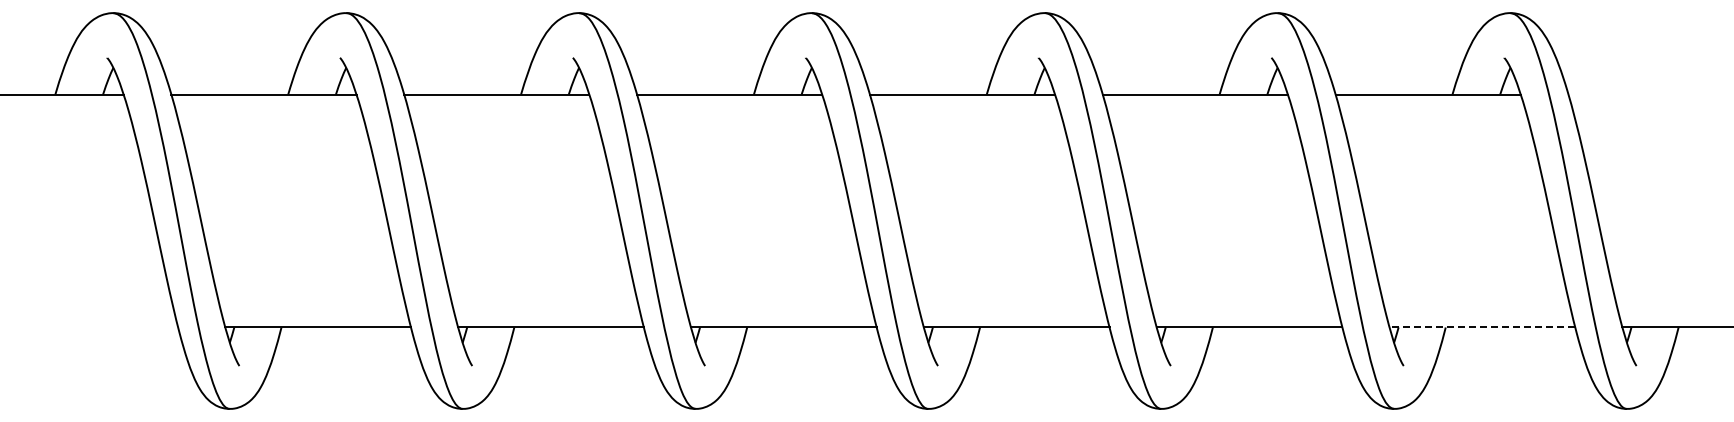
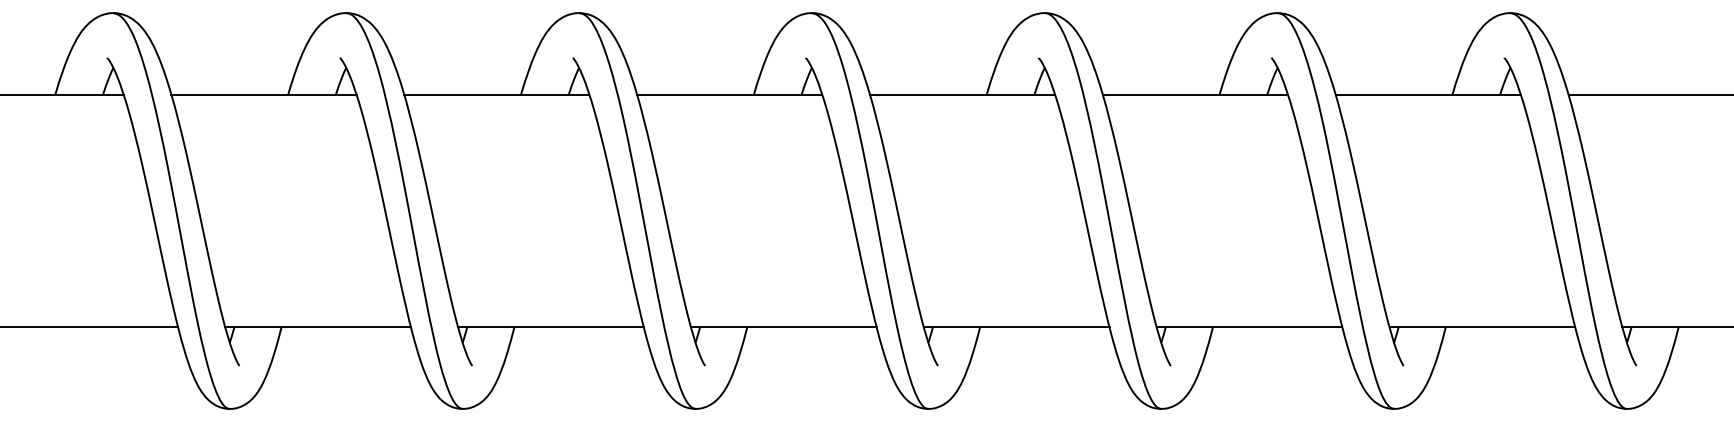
line: none -> present (1649, 94)
line: none -> present (90, 327)
line: dashed -> solid (1482, 327)
